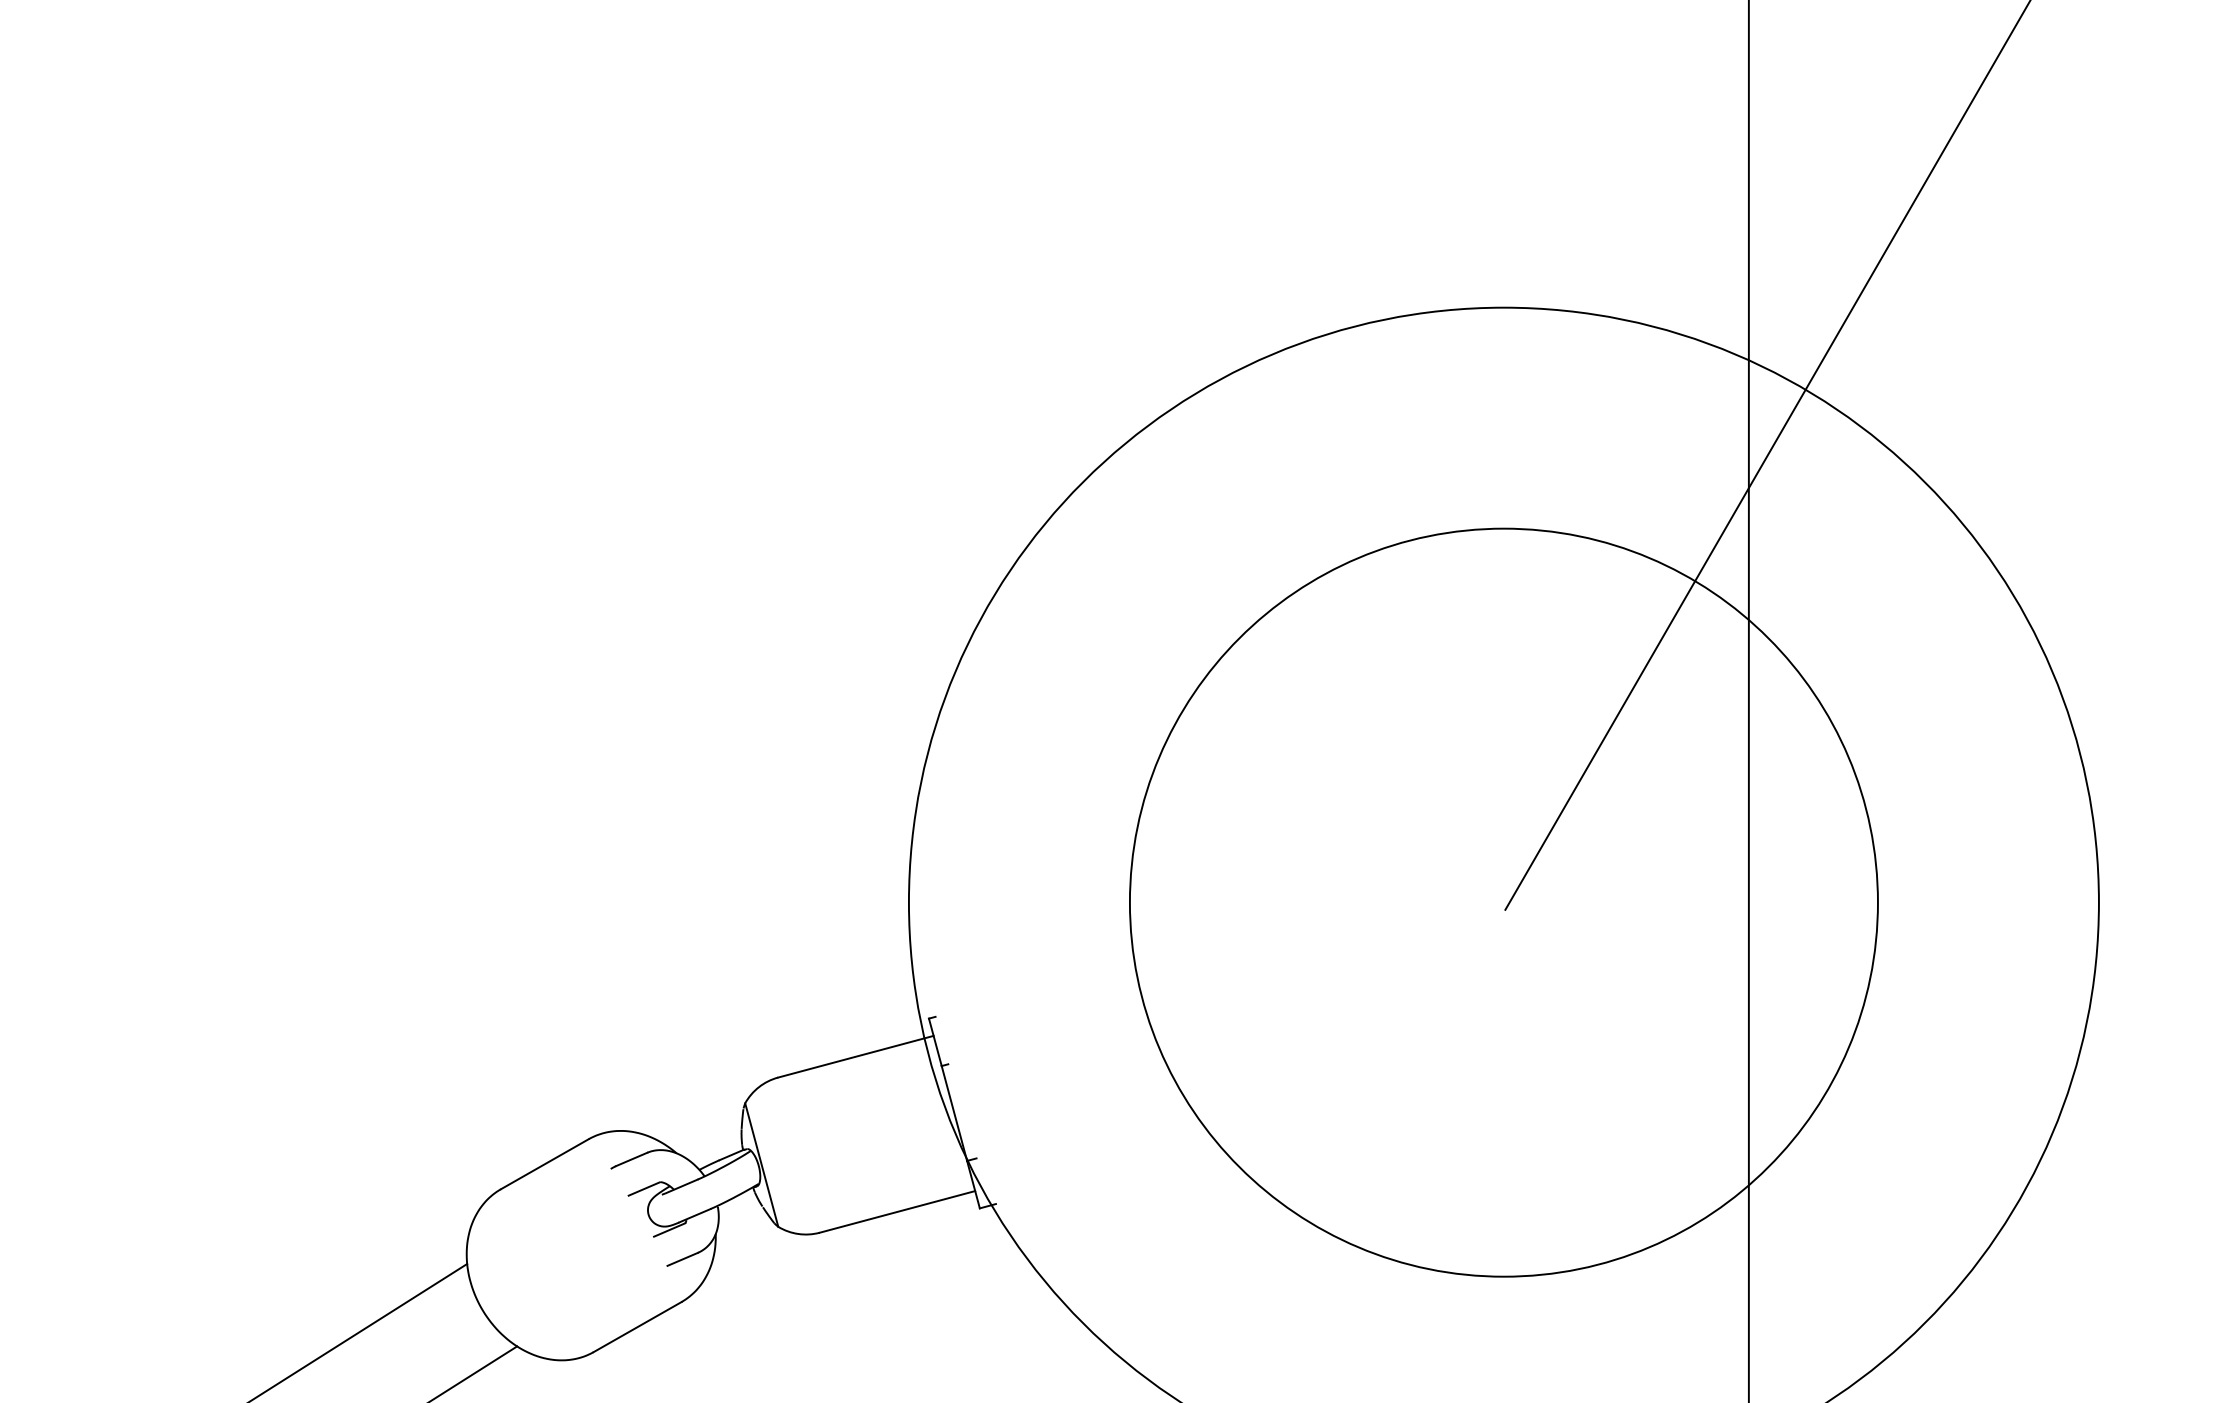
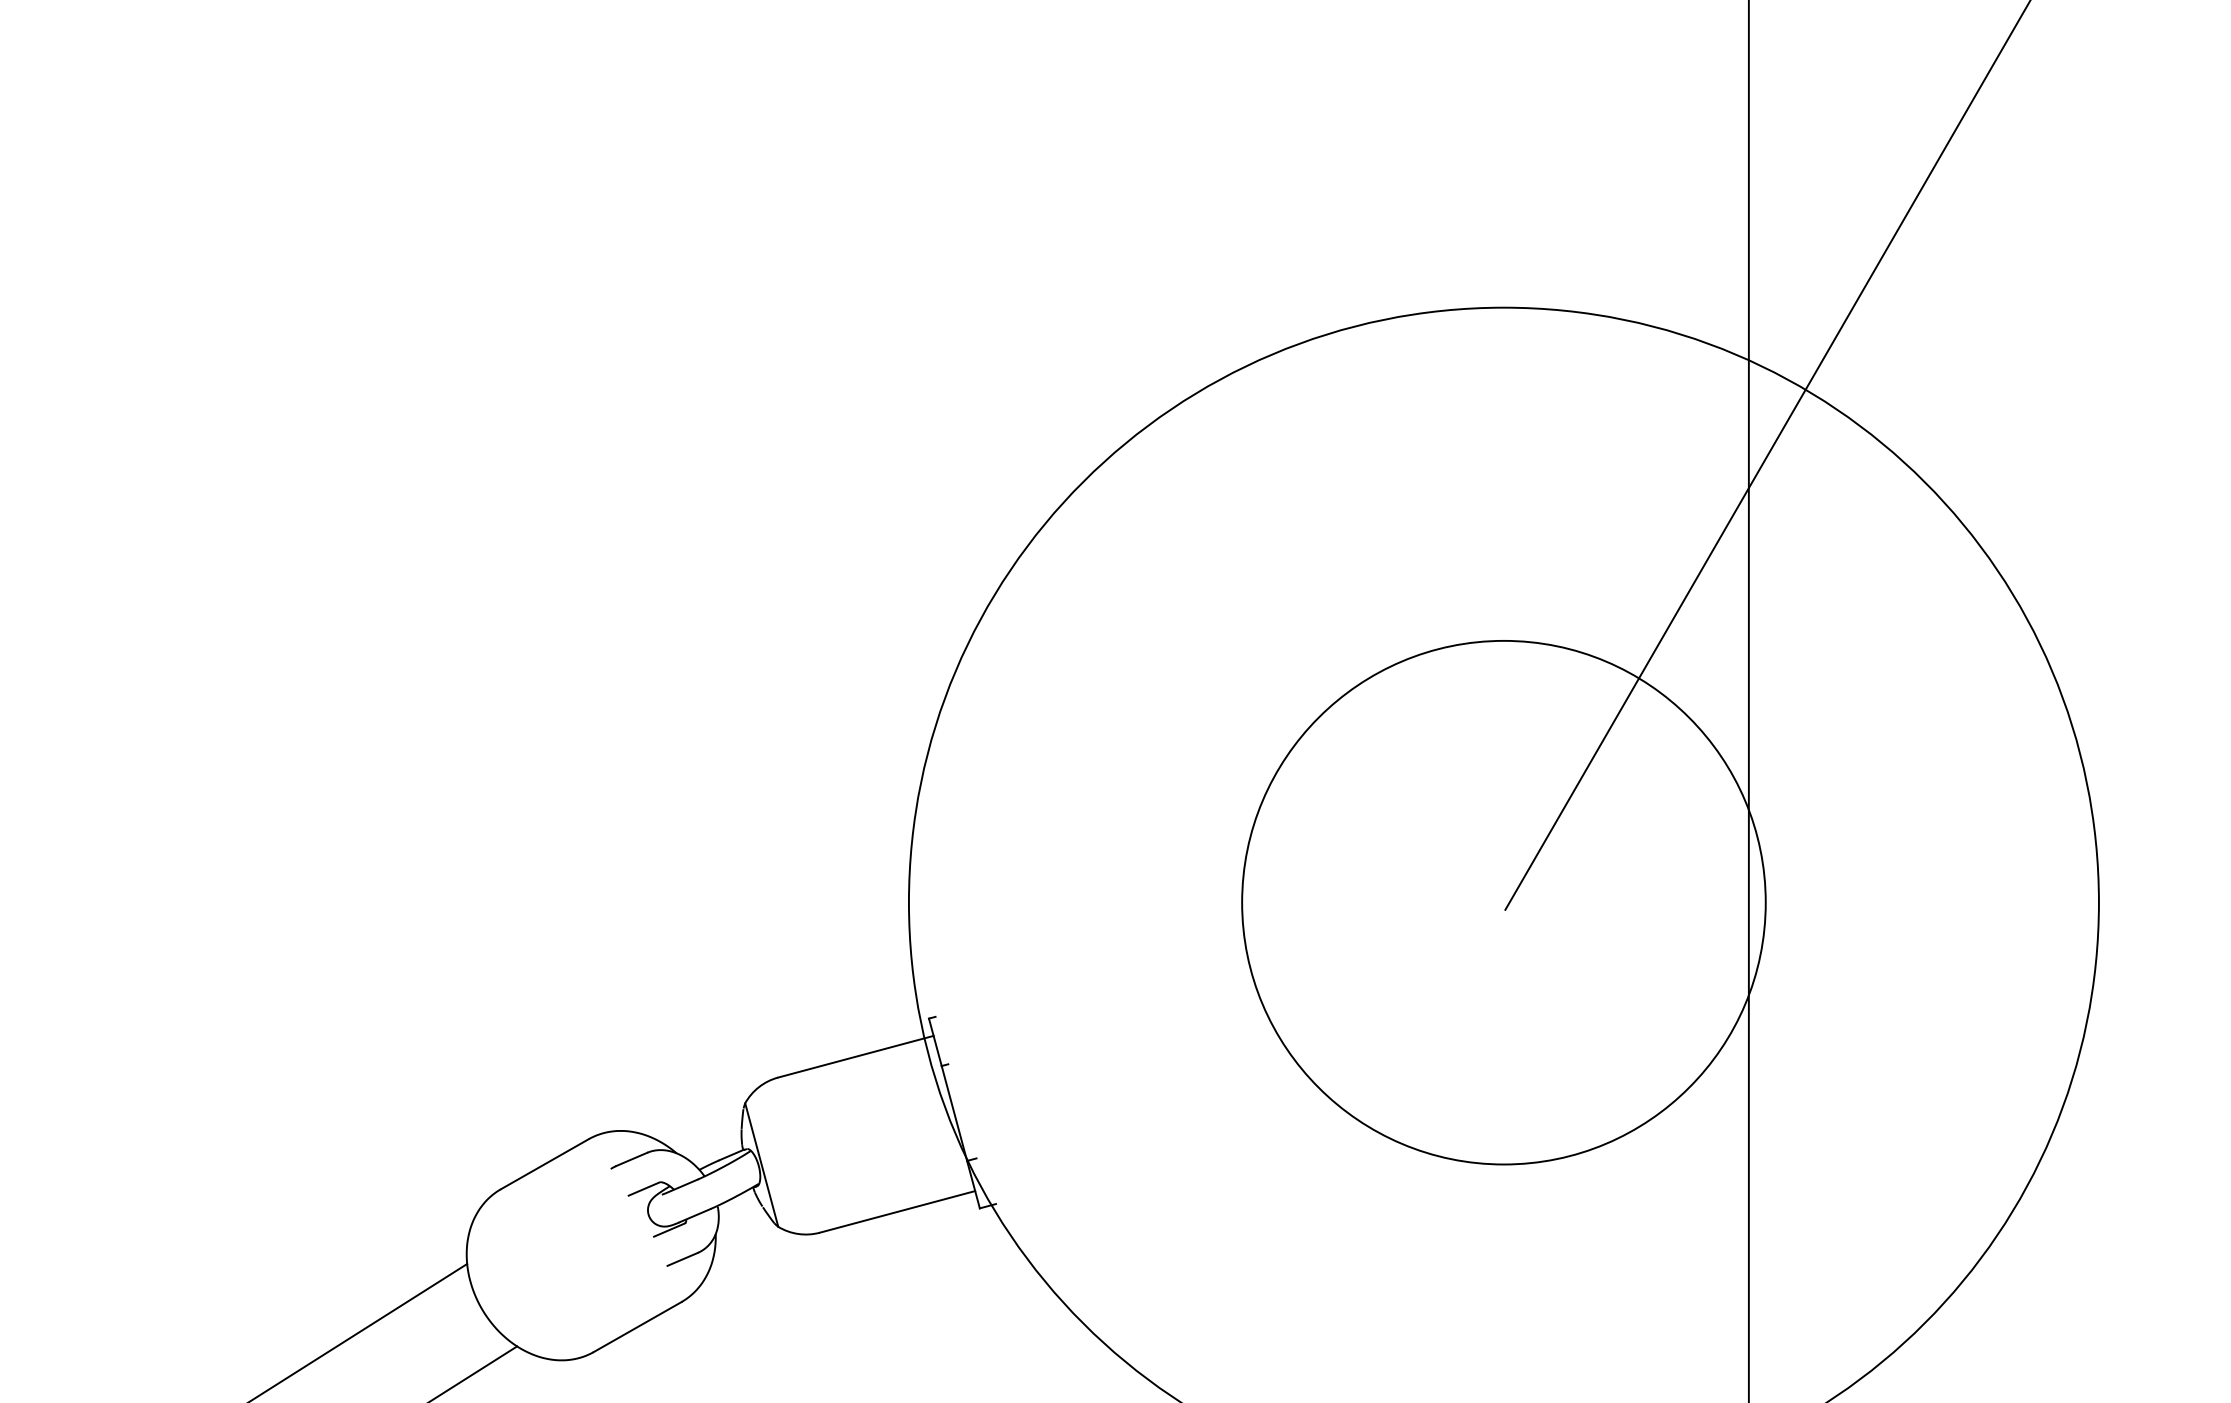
circle diameter: 748 px -> 524 px (1503, 902)
